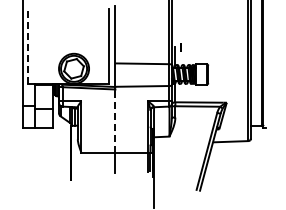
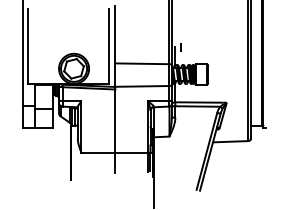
line: dashed -> solid (27, 46)
line: dashed -> solid (115, 121)
